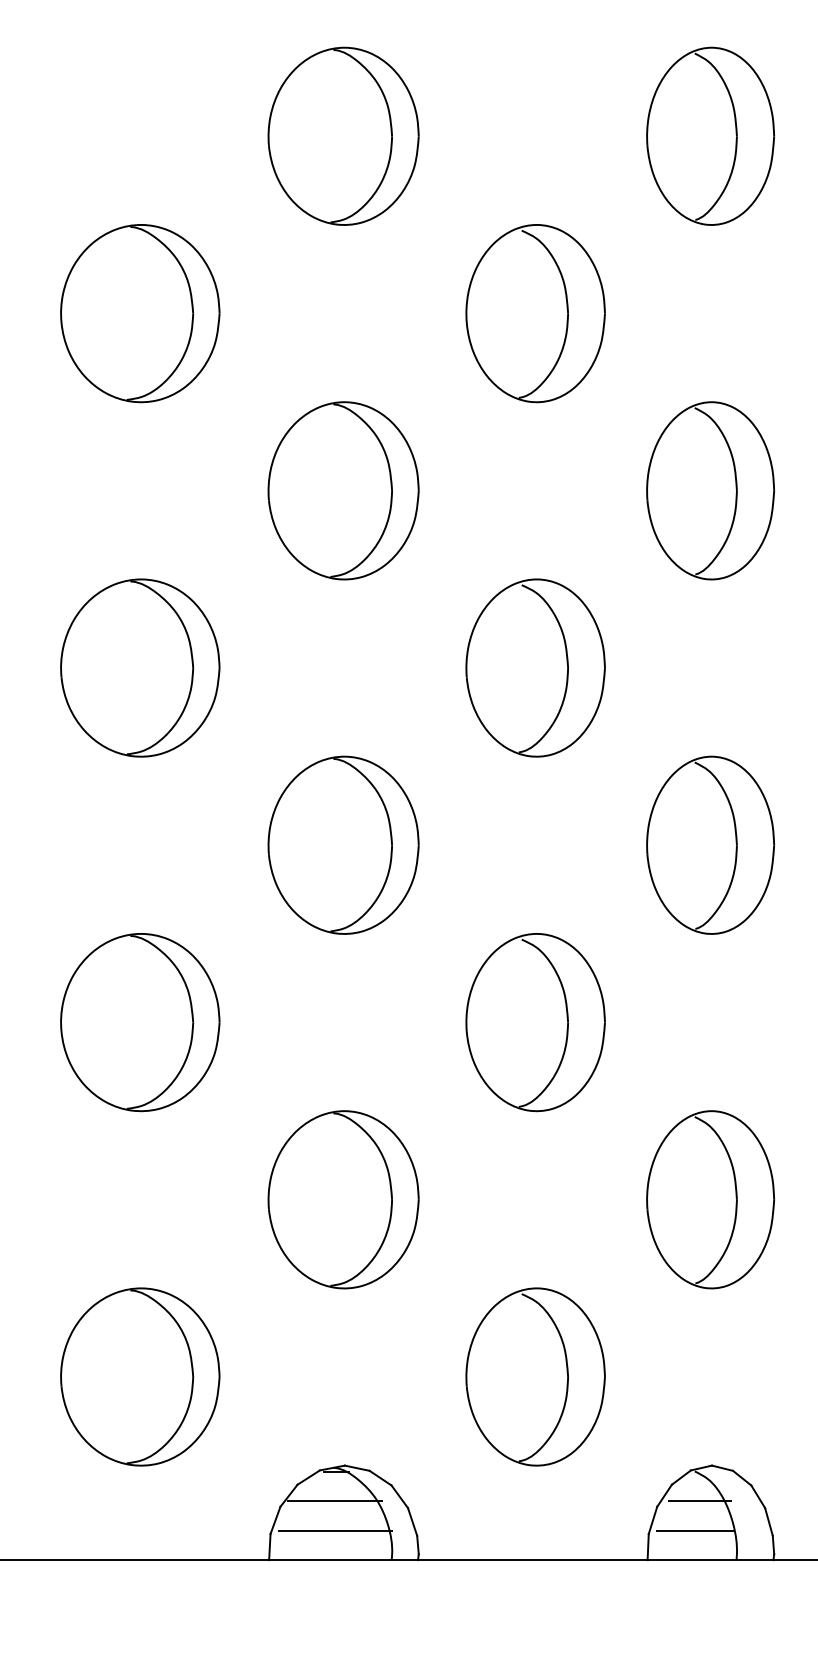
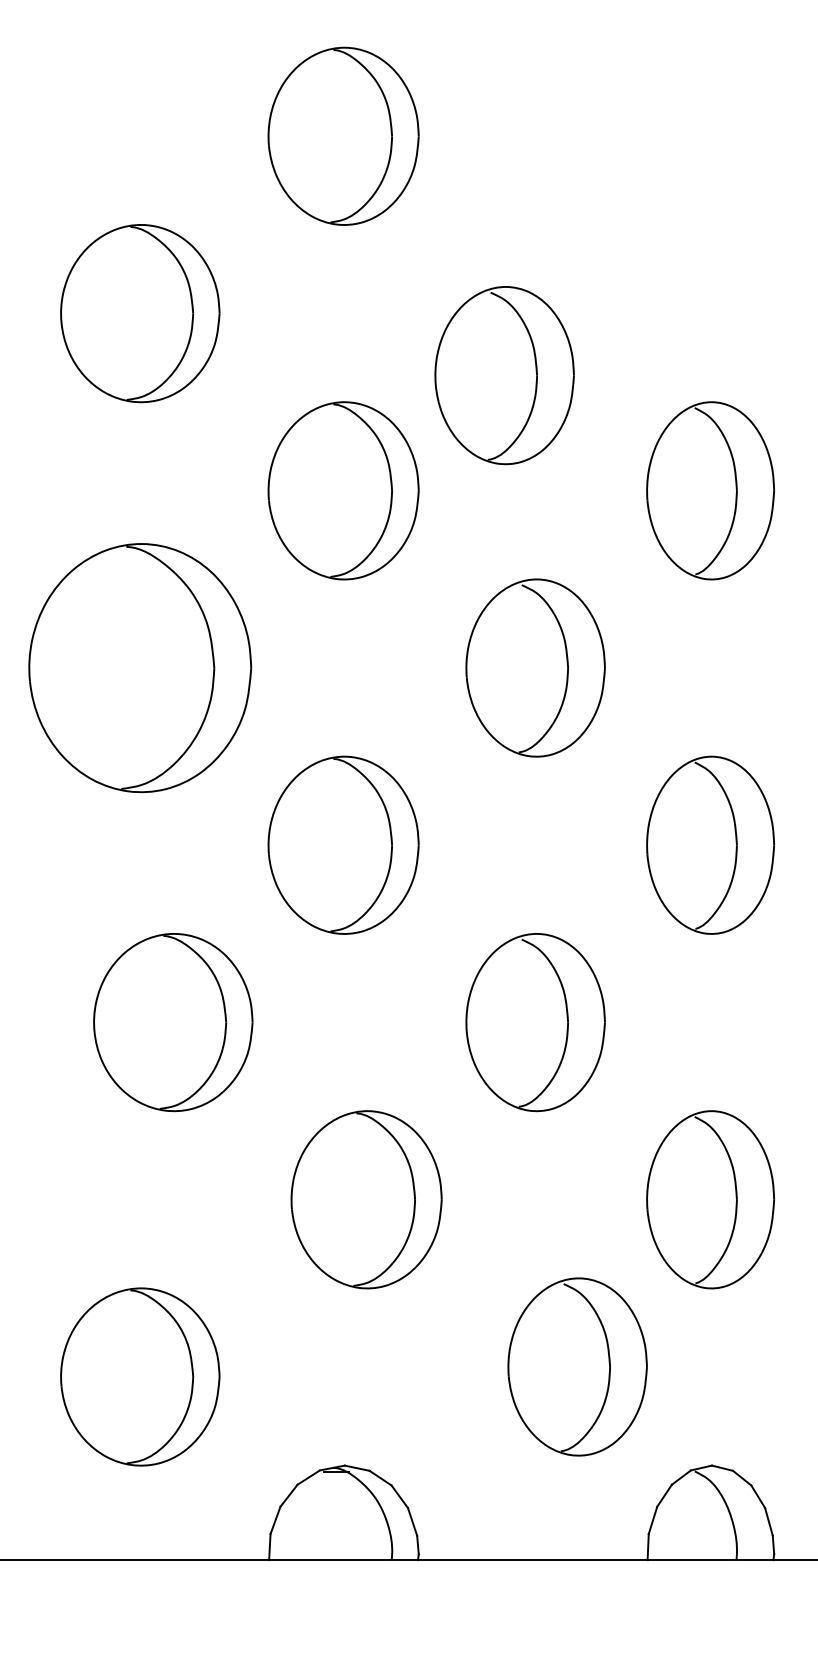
part: present -> none (710, 135)
part position: (535, 313) -> (504, 375) (504, 375)
part size: 161x180 px -> 225x251 px (140, 668)
part position: (140, 1022) -> (173, 1022) (173, 1022)
part position: (343, 1199) -> (366, 1199) (366, 1199)
part position: (535, 1376) -> (577, 1366) (577, 1366)
line: present -> none (335, 1501)
line: present -> none (699, 1501)
line: present -> none (334, 1530)
line: present -> none (695, 1530)
